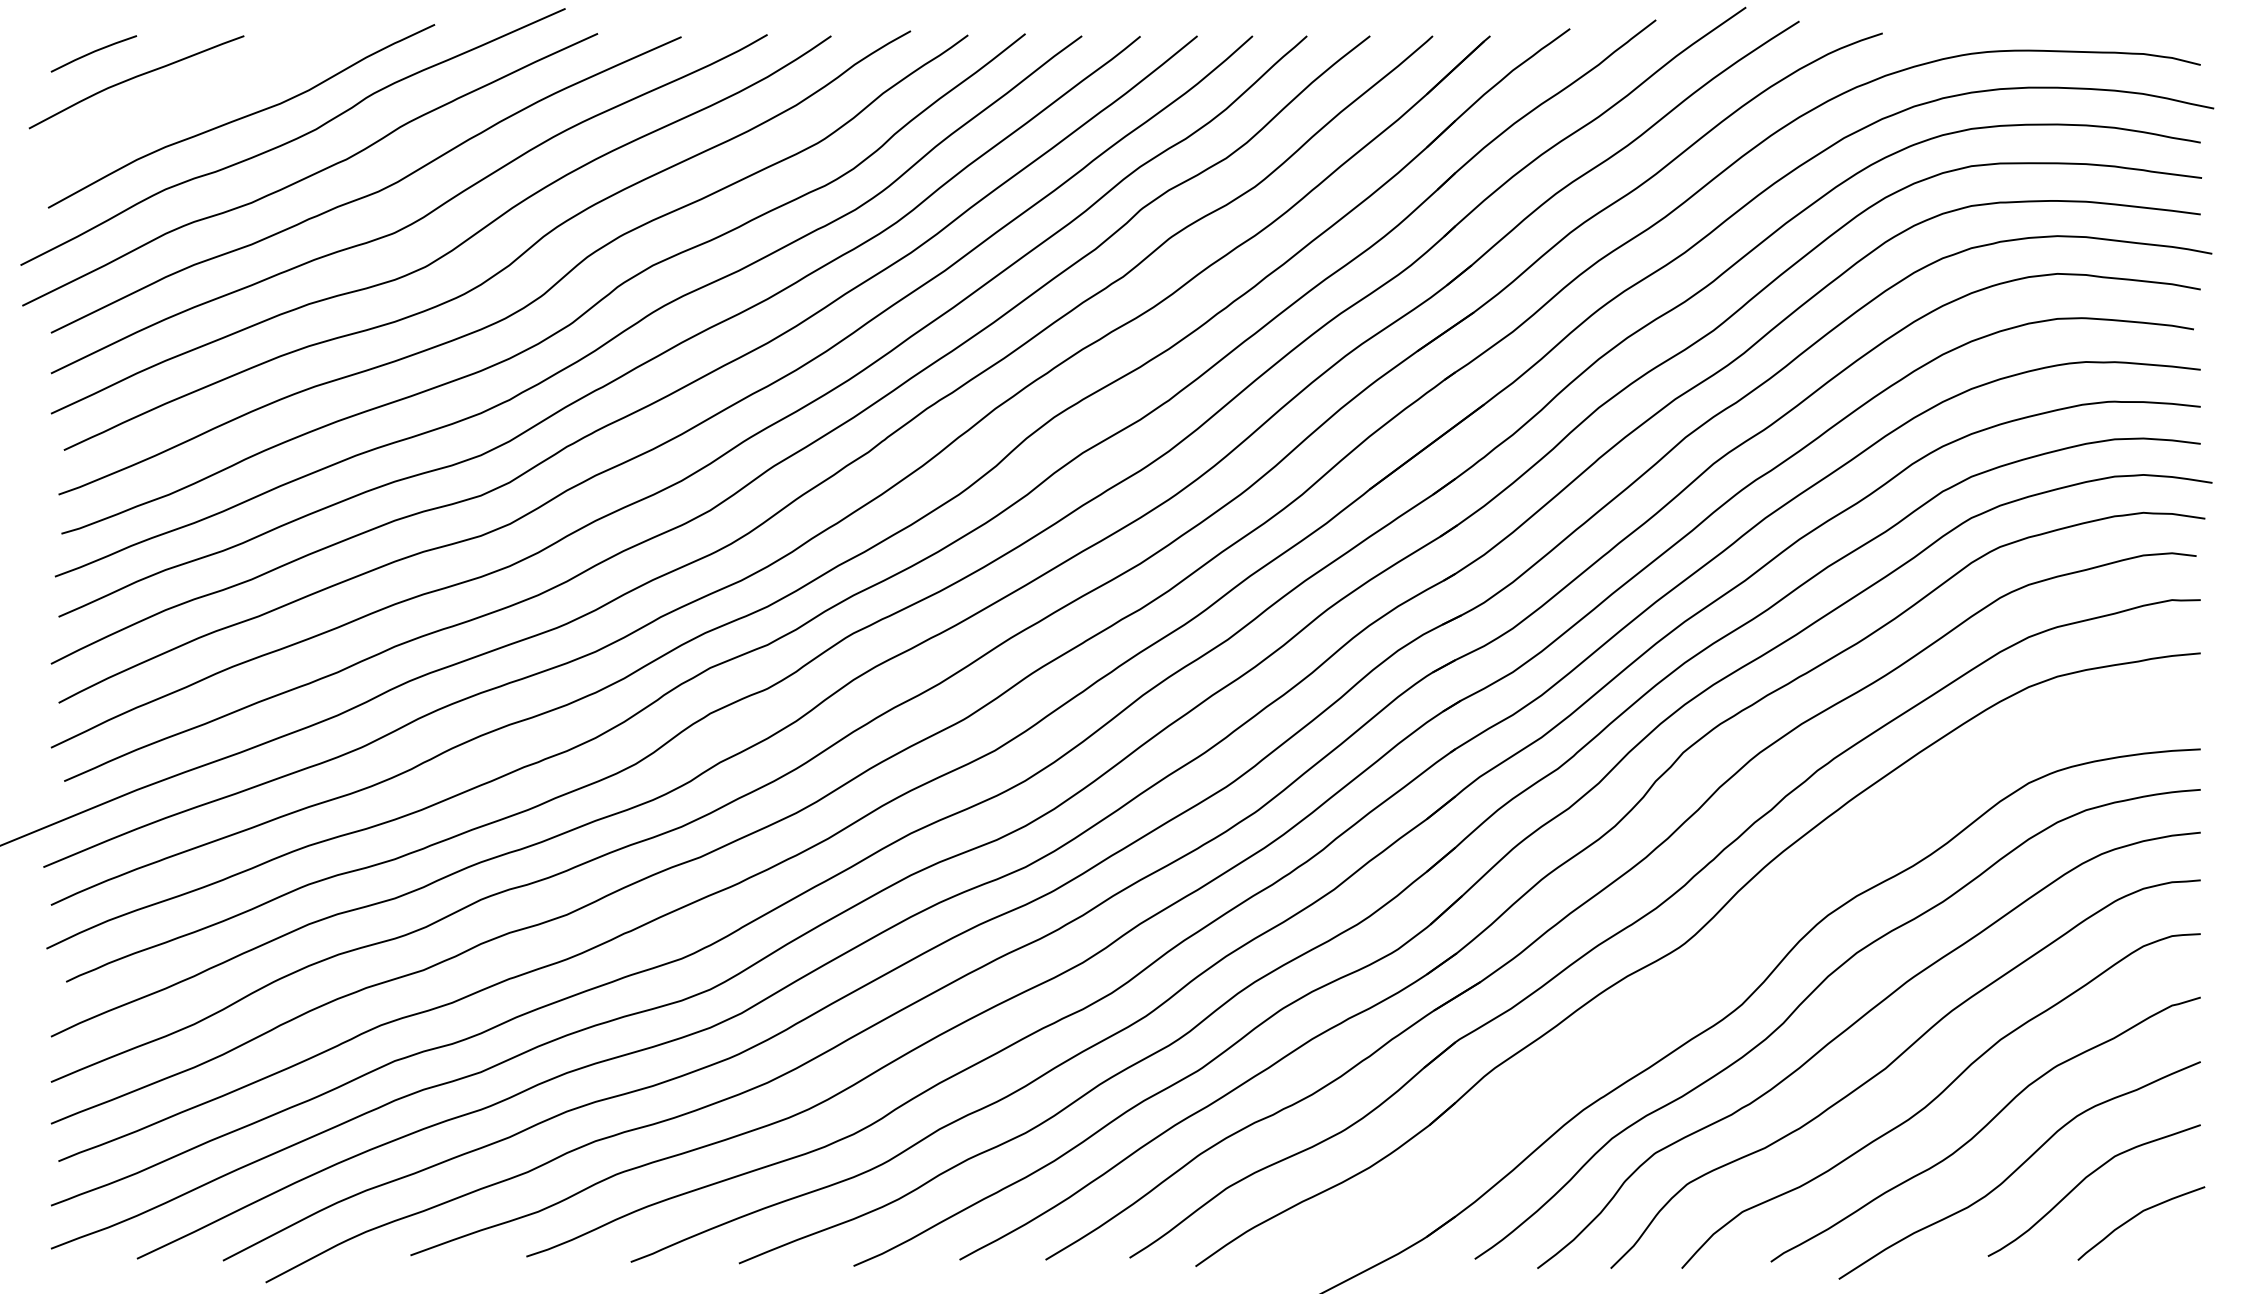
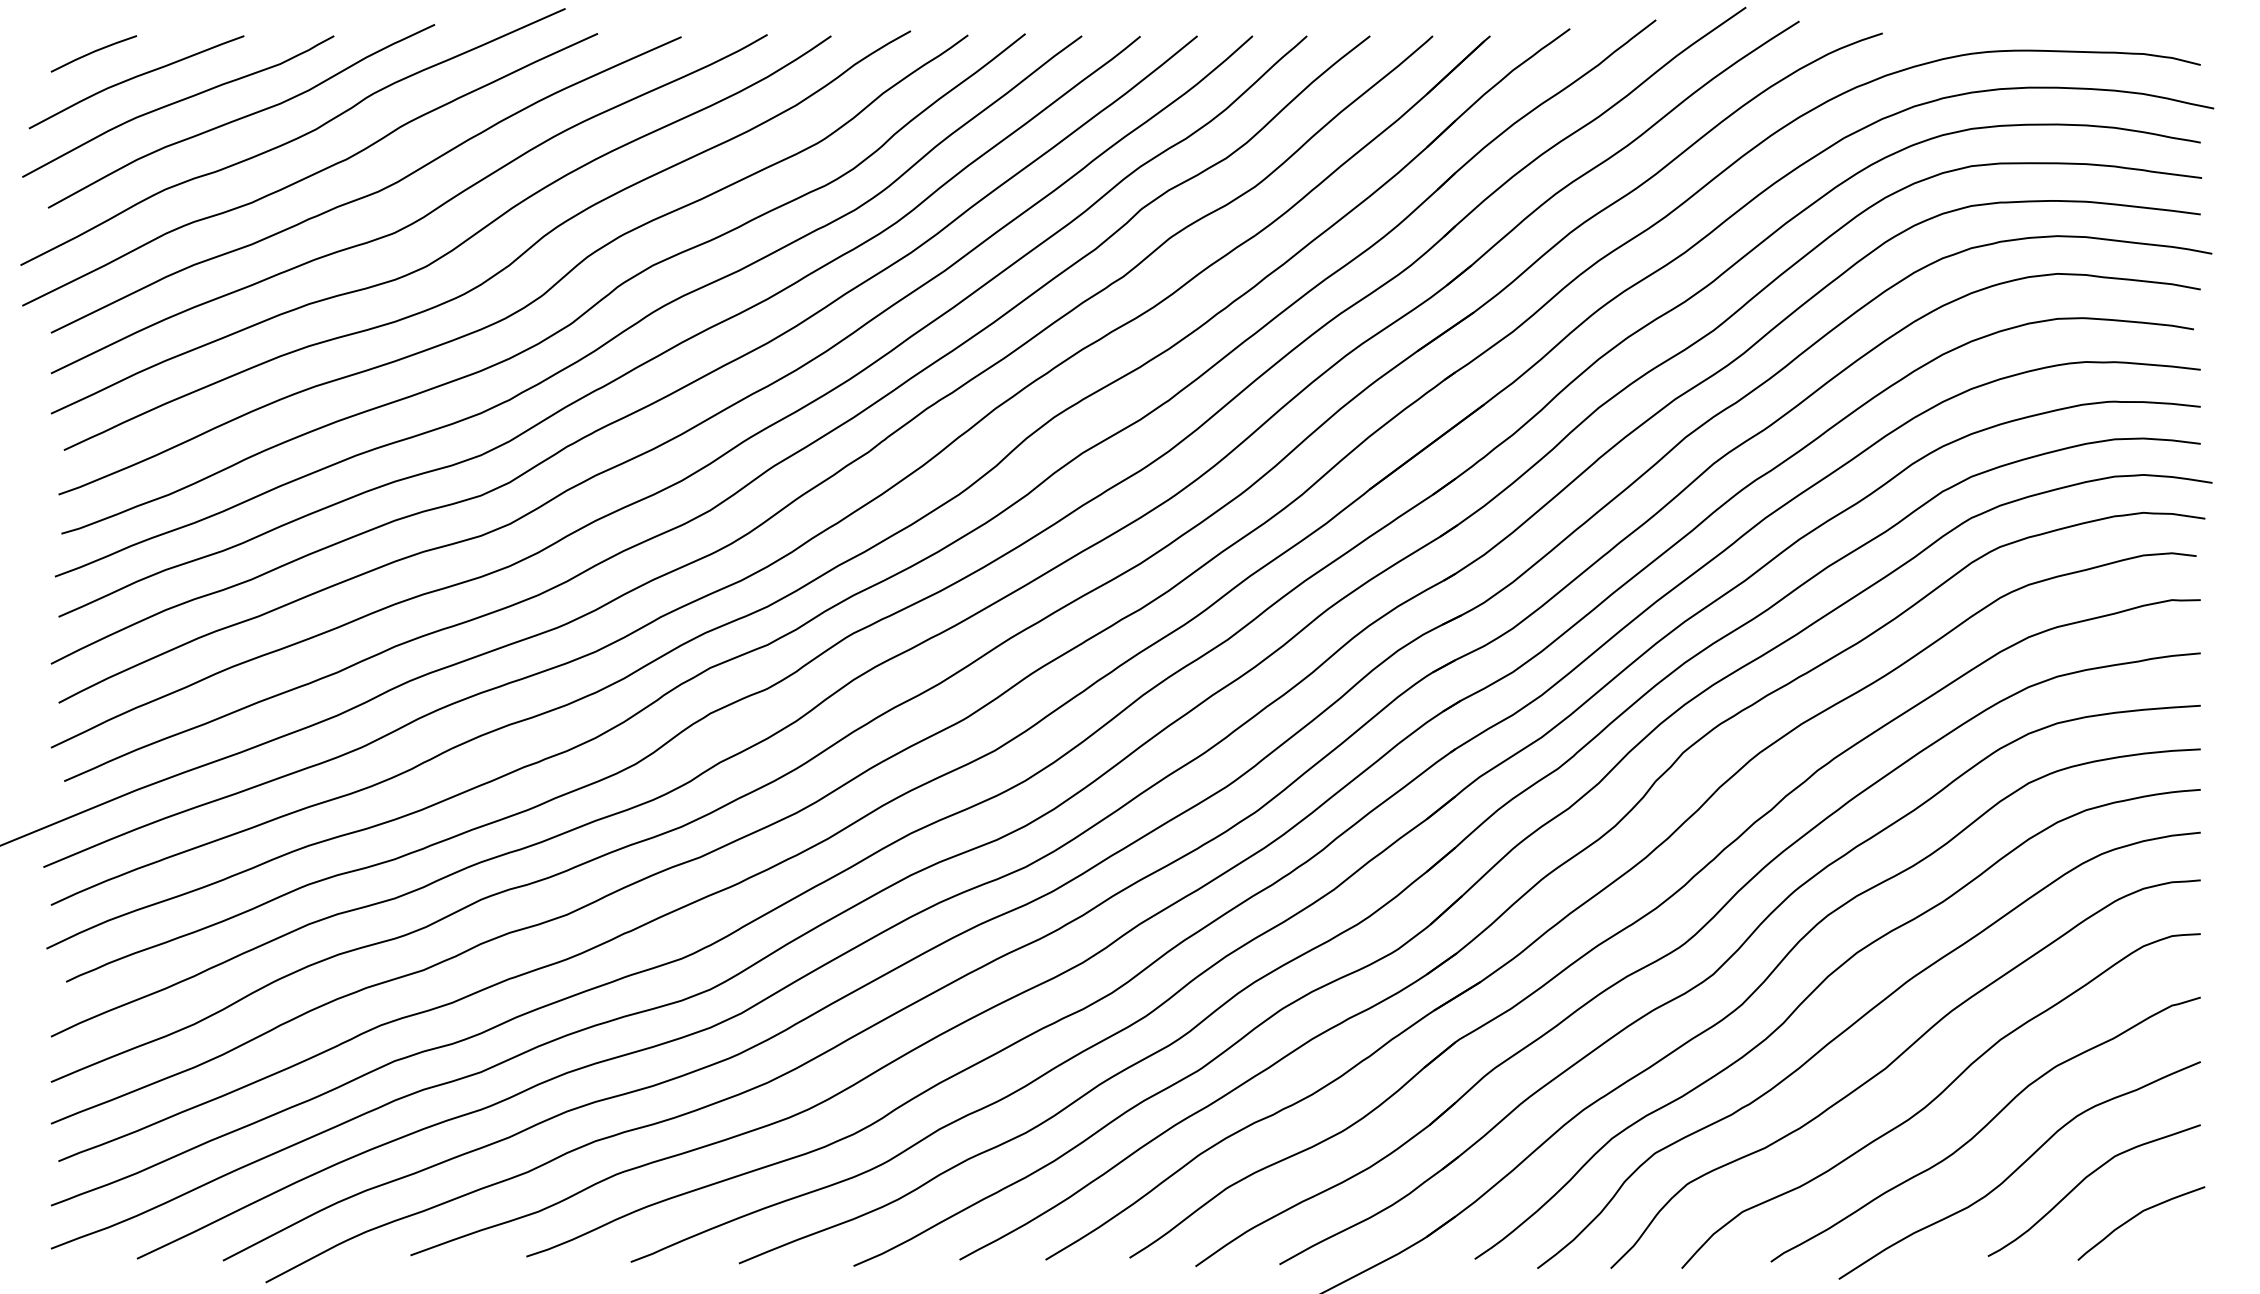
curve: none -> present (176, 103)
part: none -> present (1722, 966)
